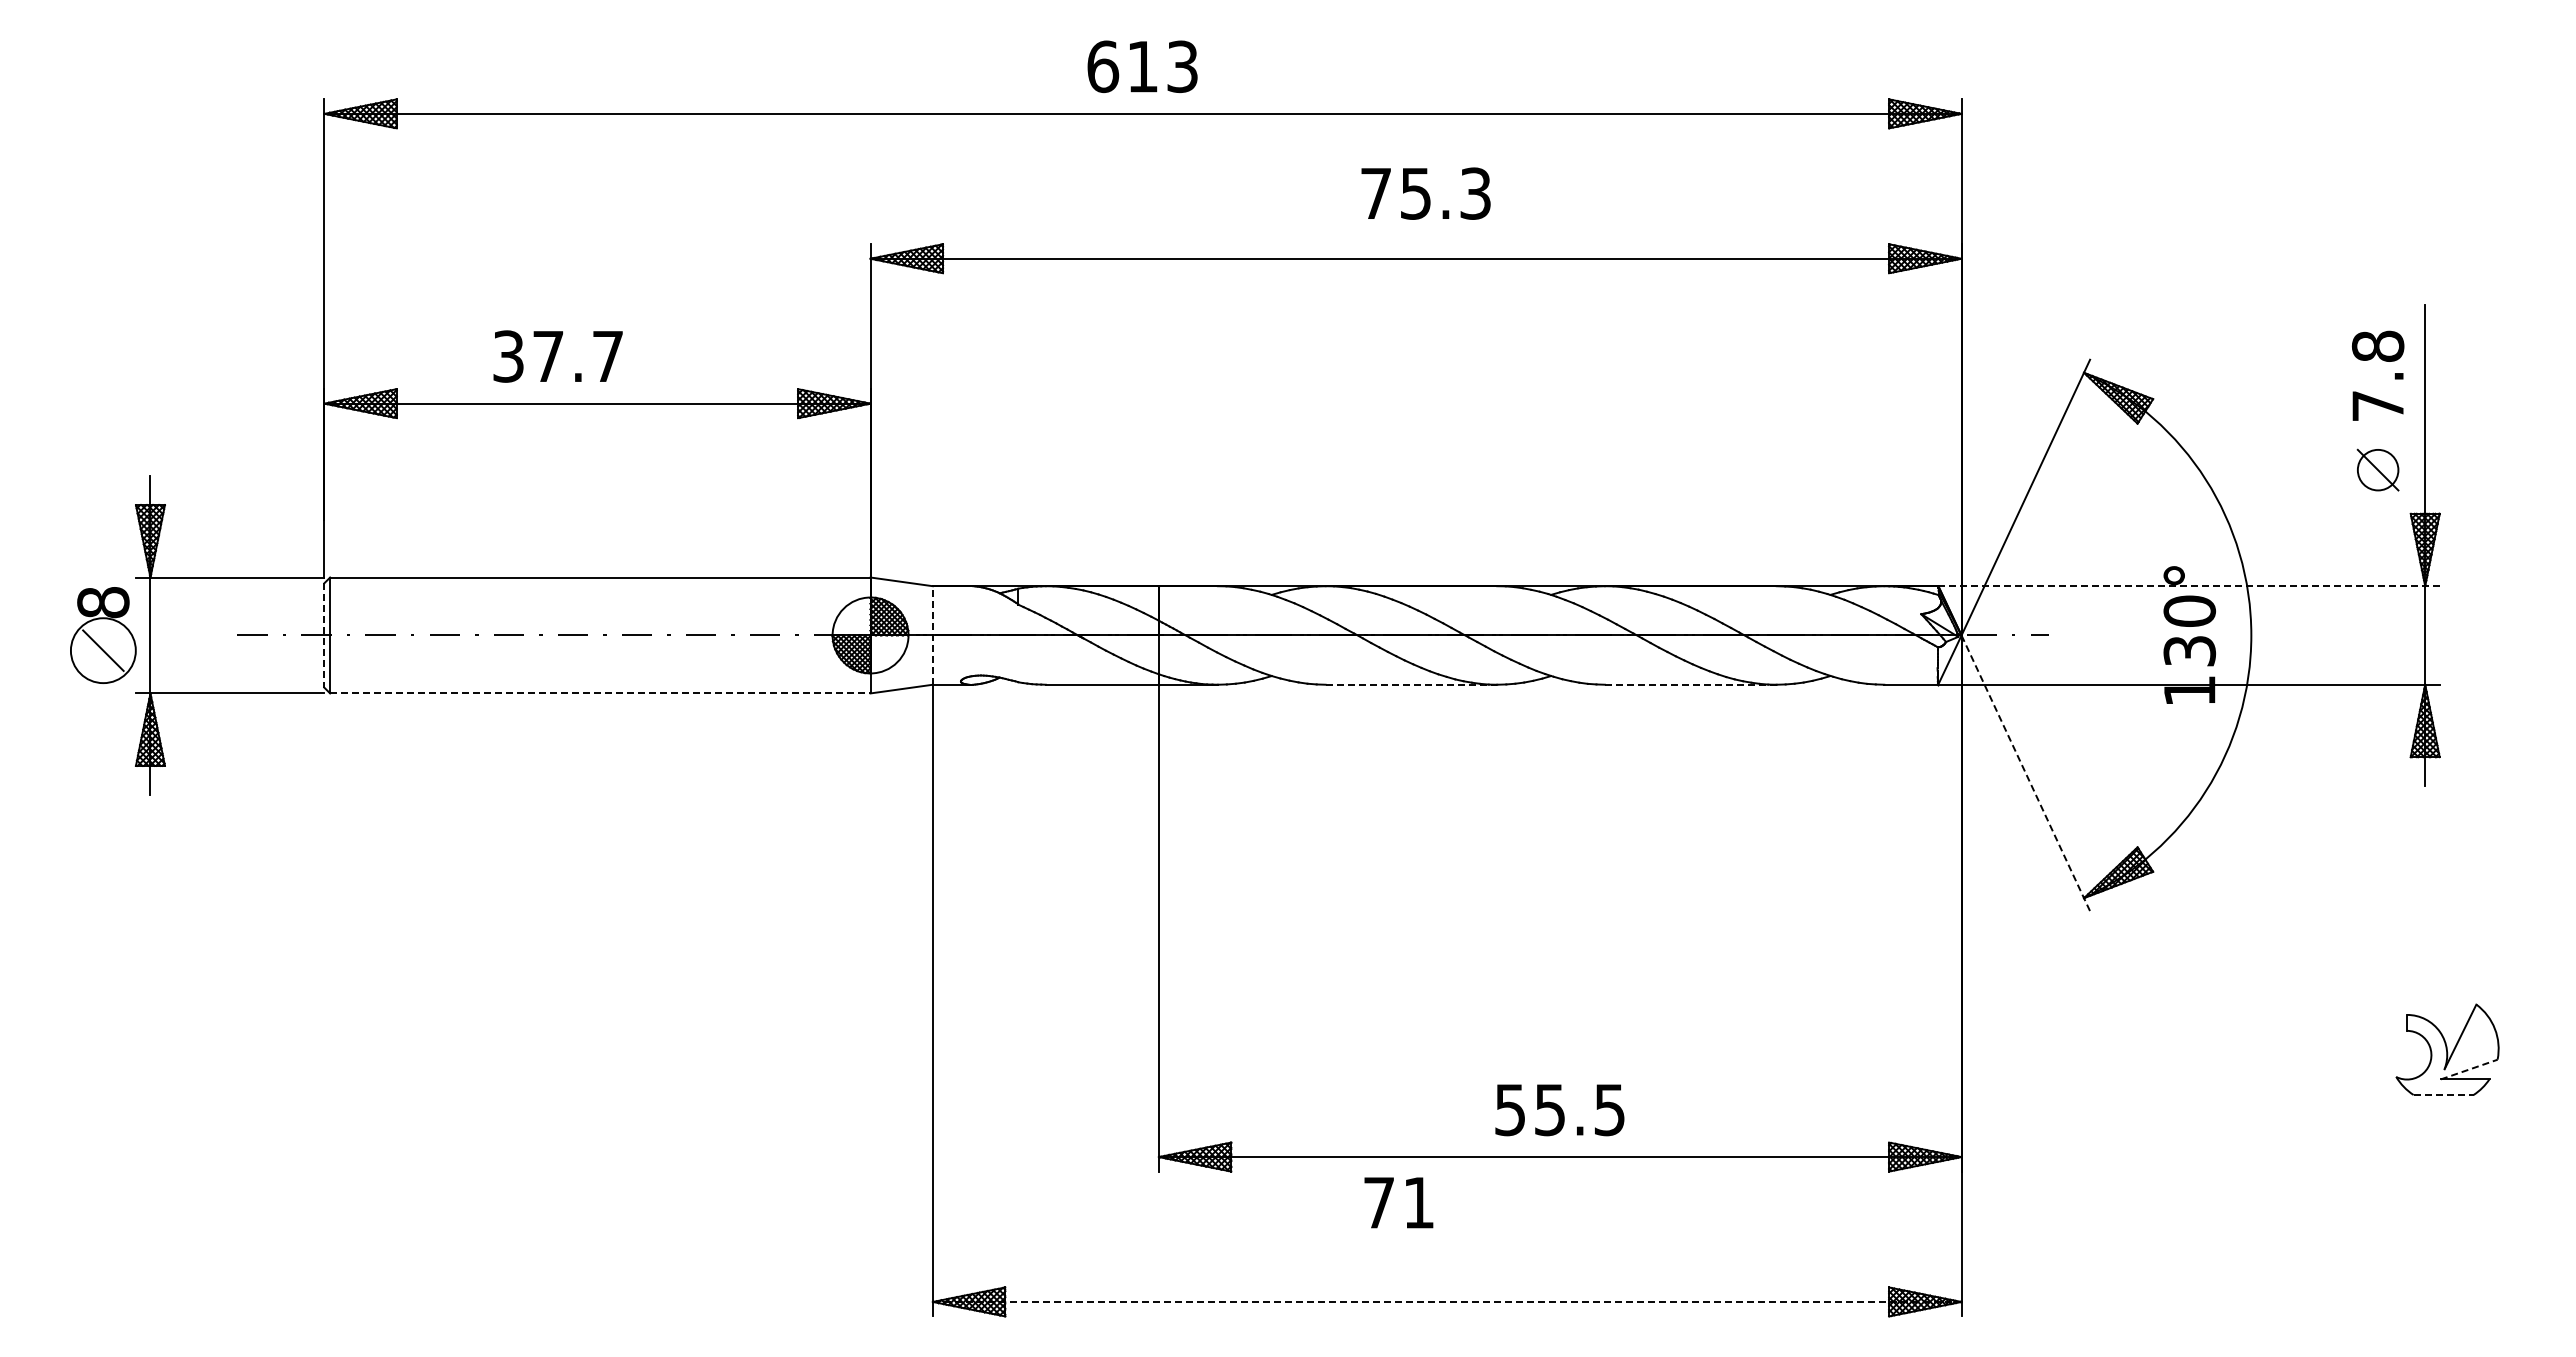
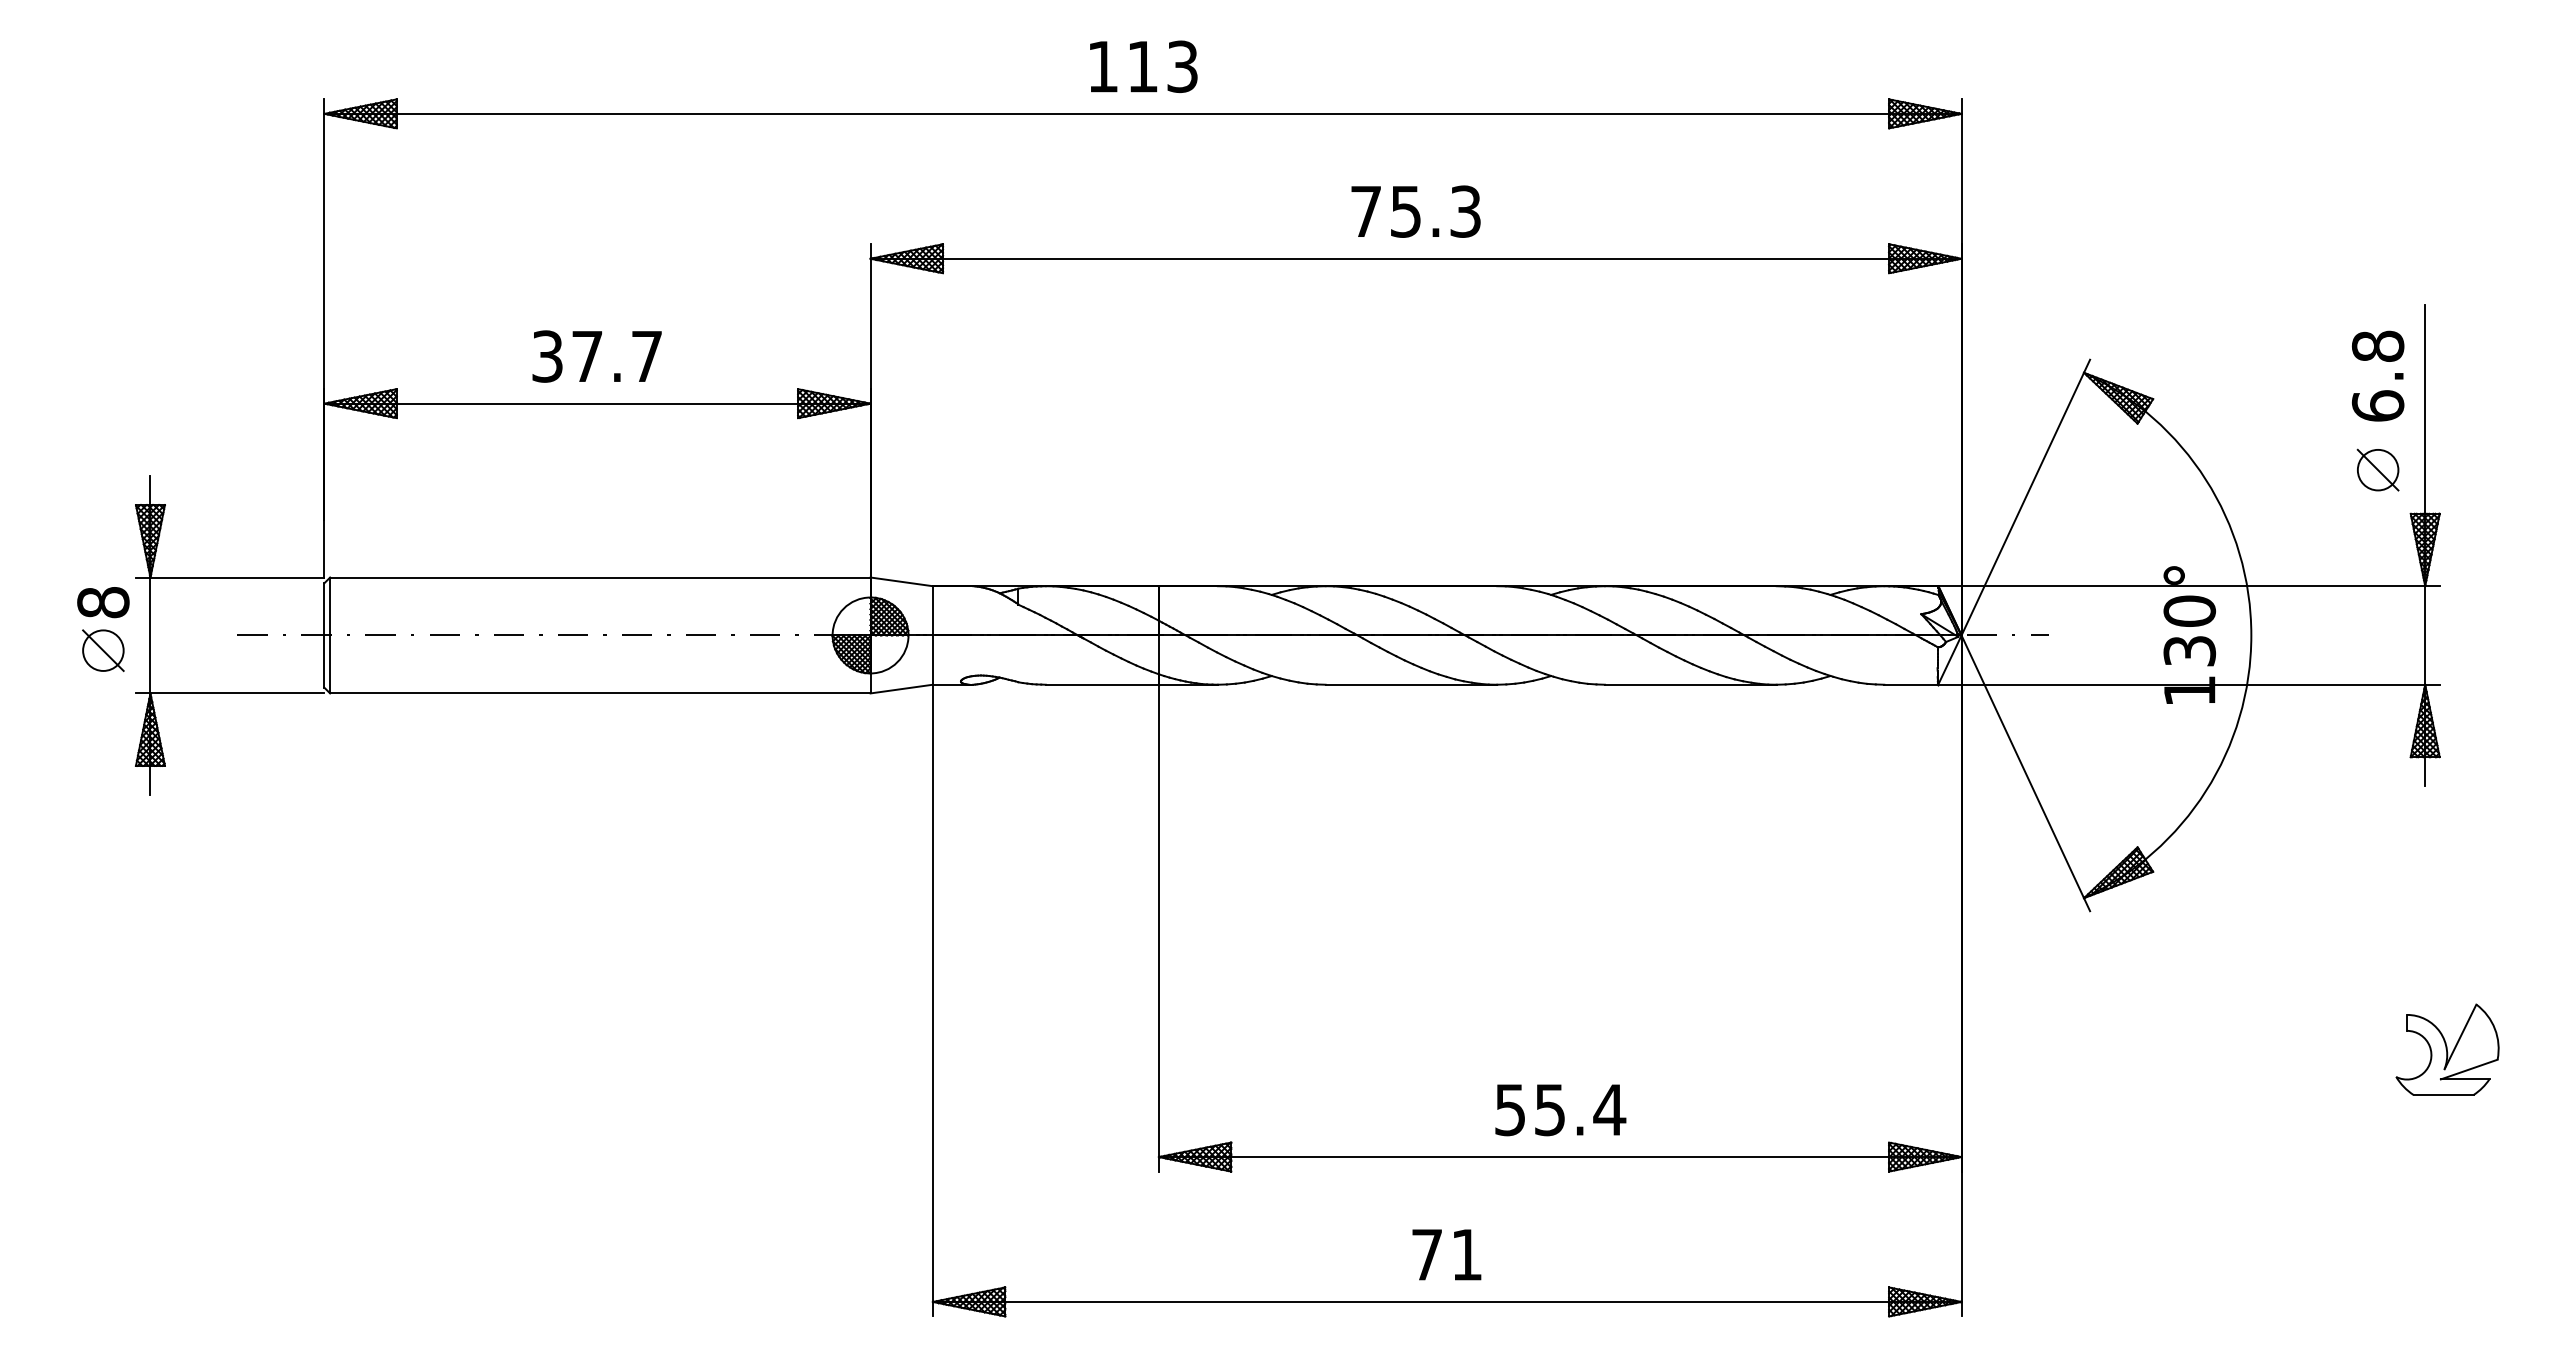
text: 613 -> 113 (1103, 66)
text position: (1425, 193) -> (1415, 211) (1415, 211)
text position: (557, 356) -> (596, 356) (596, 356)
text: 7.8 -> 6.8 (2377, 405)
line: dashed -> solid (2189, 586)
line: dashed -> solid (932, 634)
line: dashed -> solid (324, 635)
circle diameter: 65 px -> 41 px (103, 650)
line: dashed -> solid (1411, 684)
line: dashed -> solid (1690, 684)
line: dashed -> solid (600, 693)
line: dashed -> solid (2026, 773)
line: dashed -> solid (2469, 1069)
line: dashed -> solid (2443, 1095)
text: 55.5 -> 55.4 (1609, 1110)
text position: (1398, 1202) -> (1446, 1254) (1446, 1254)
line: dashed -> solid (1447, 1301)
